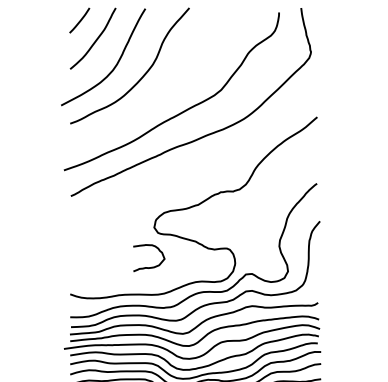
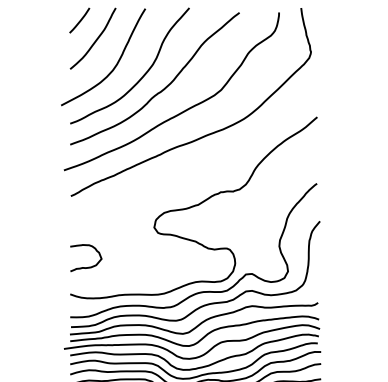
curve: none -> present (160, 90)
curve position: (151, 266) -> (88, 266) (88, 266)
